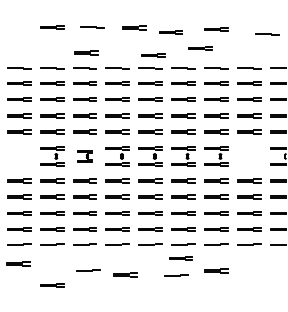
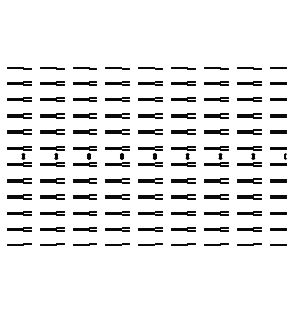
line: present -> none (52, 27)
line: present -> none (92, 27)
part: present -> none (134, 27)
line: present -> none (216, 29)
line: present -> none (170, 32)
line: present -> none (267, 34)
line: present -> none (200, 48)
part: present -> none (86, 52)
line: present -> none (153, 55)
part: none -> present (19, 156)
part size: 16x13 px -> 24x21 px (84, 156)
part: none -> present (249, 156)
line: present -> none (180, 258)
part: present -> none (18, 263)
line: present -> none (88, 270)
part: present -> none (216, 270)
part: present -> none (125, 274)
line: present -> none (176, 275)
line: present -> none (52, 285)
